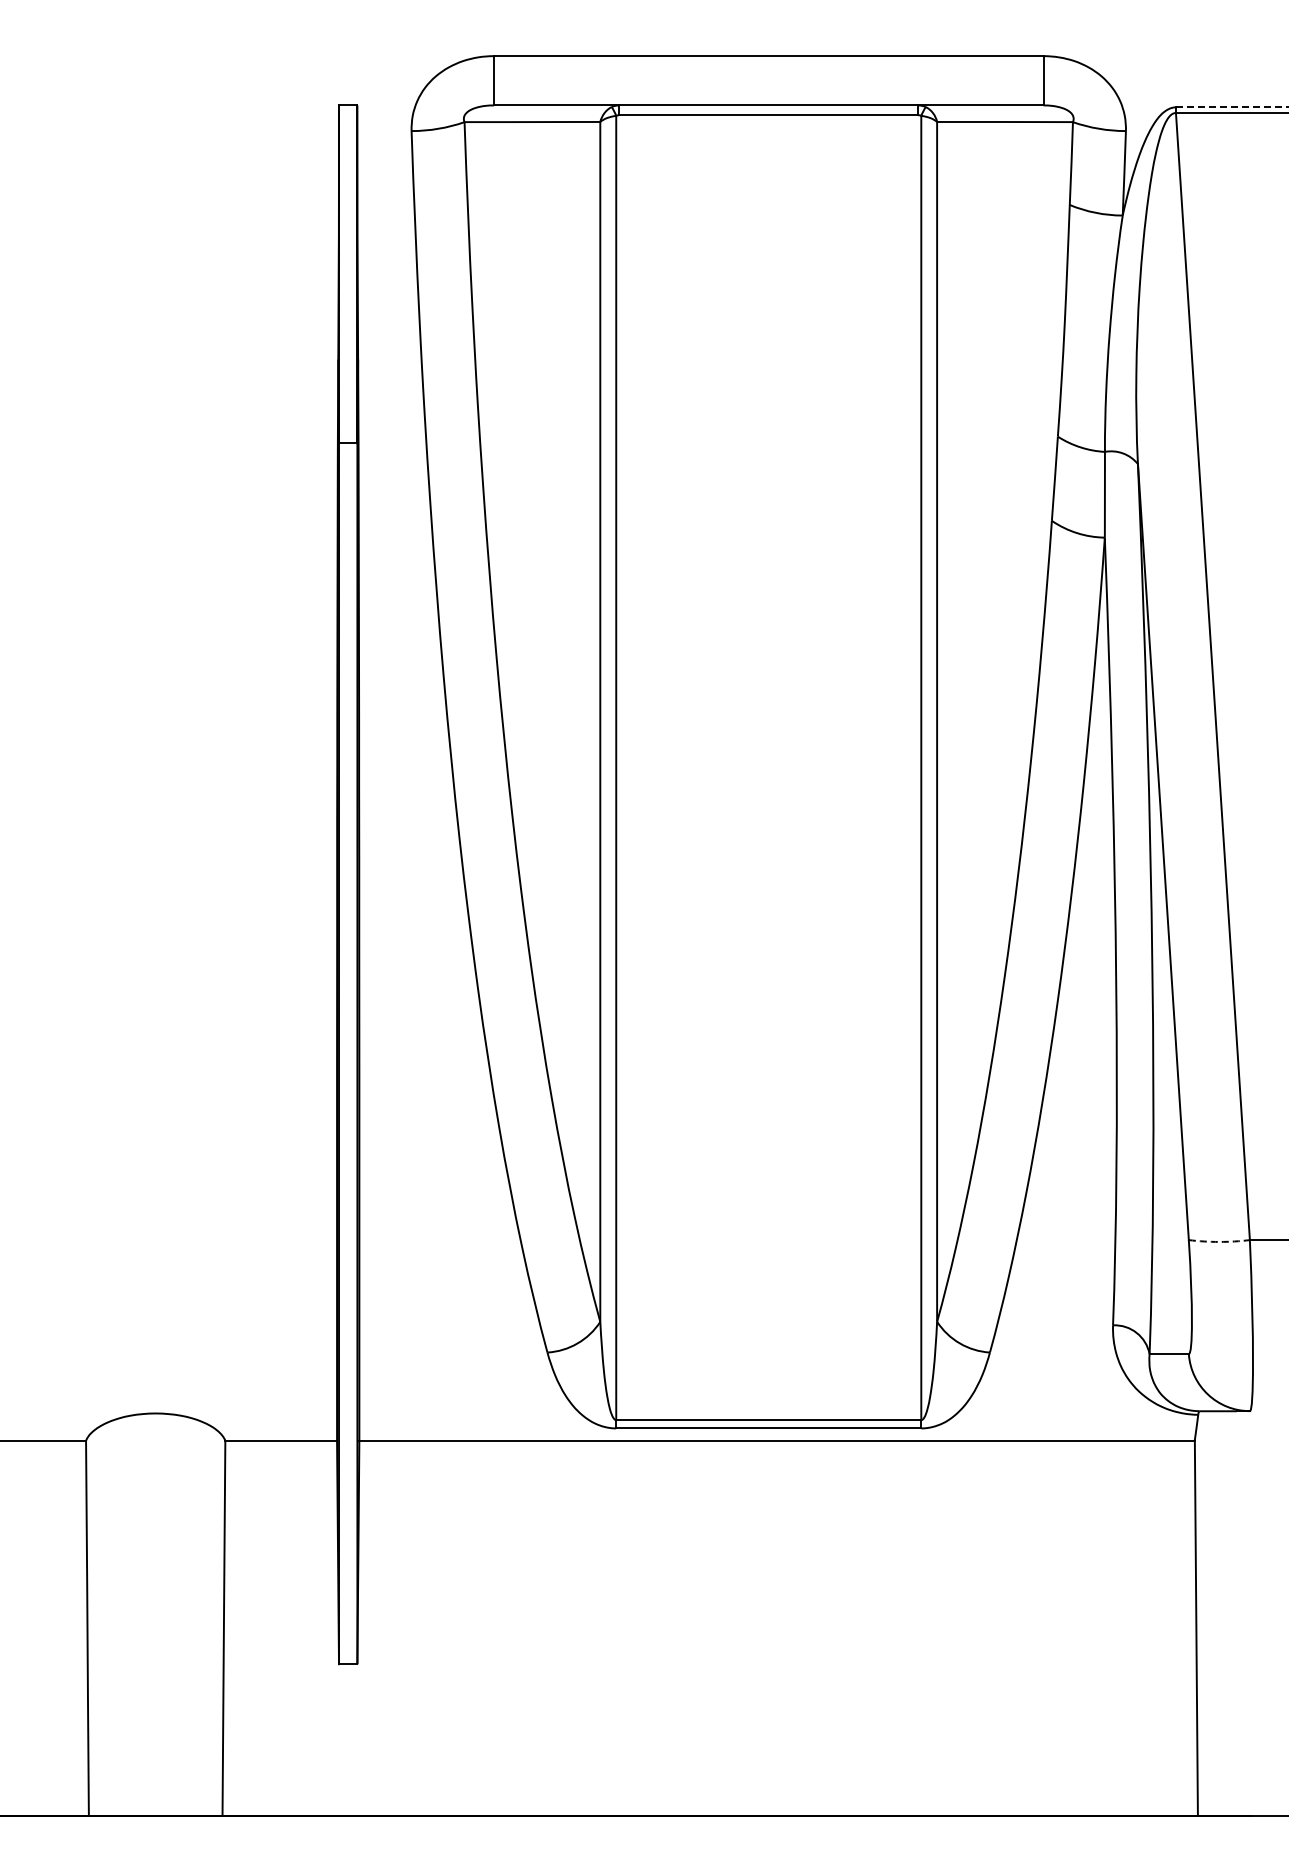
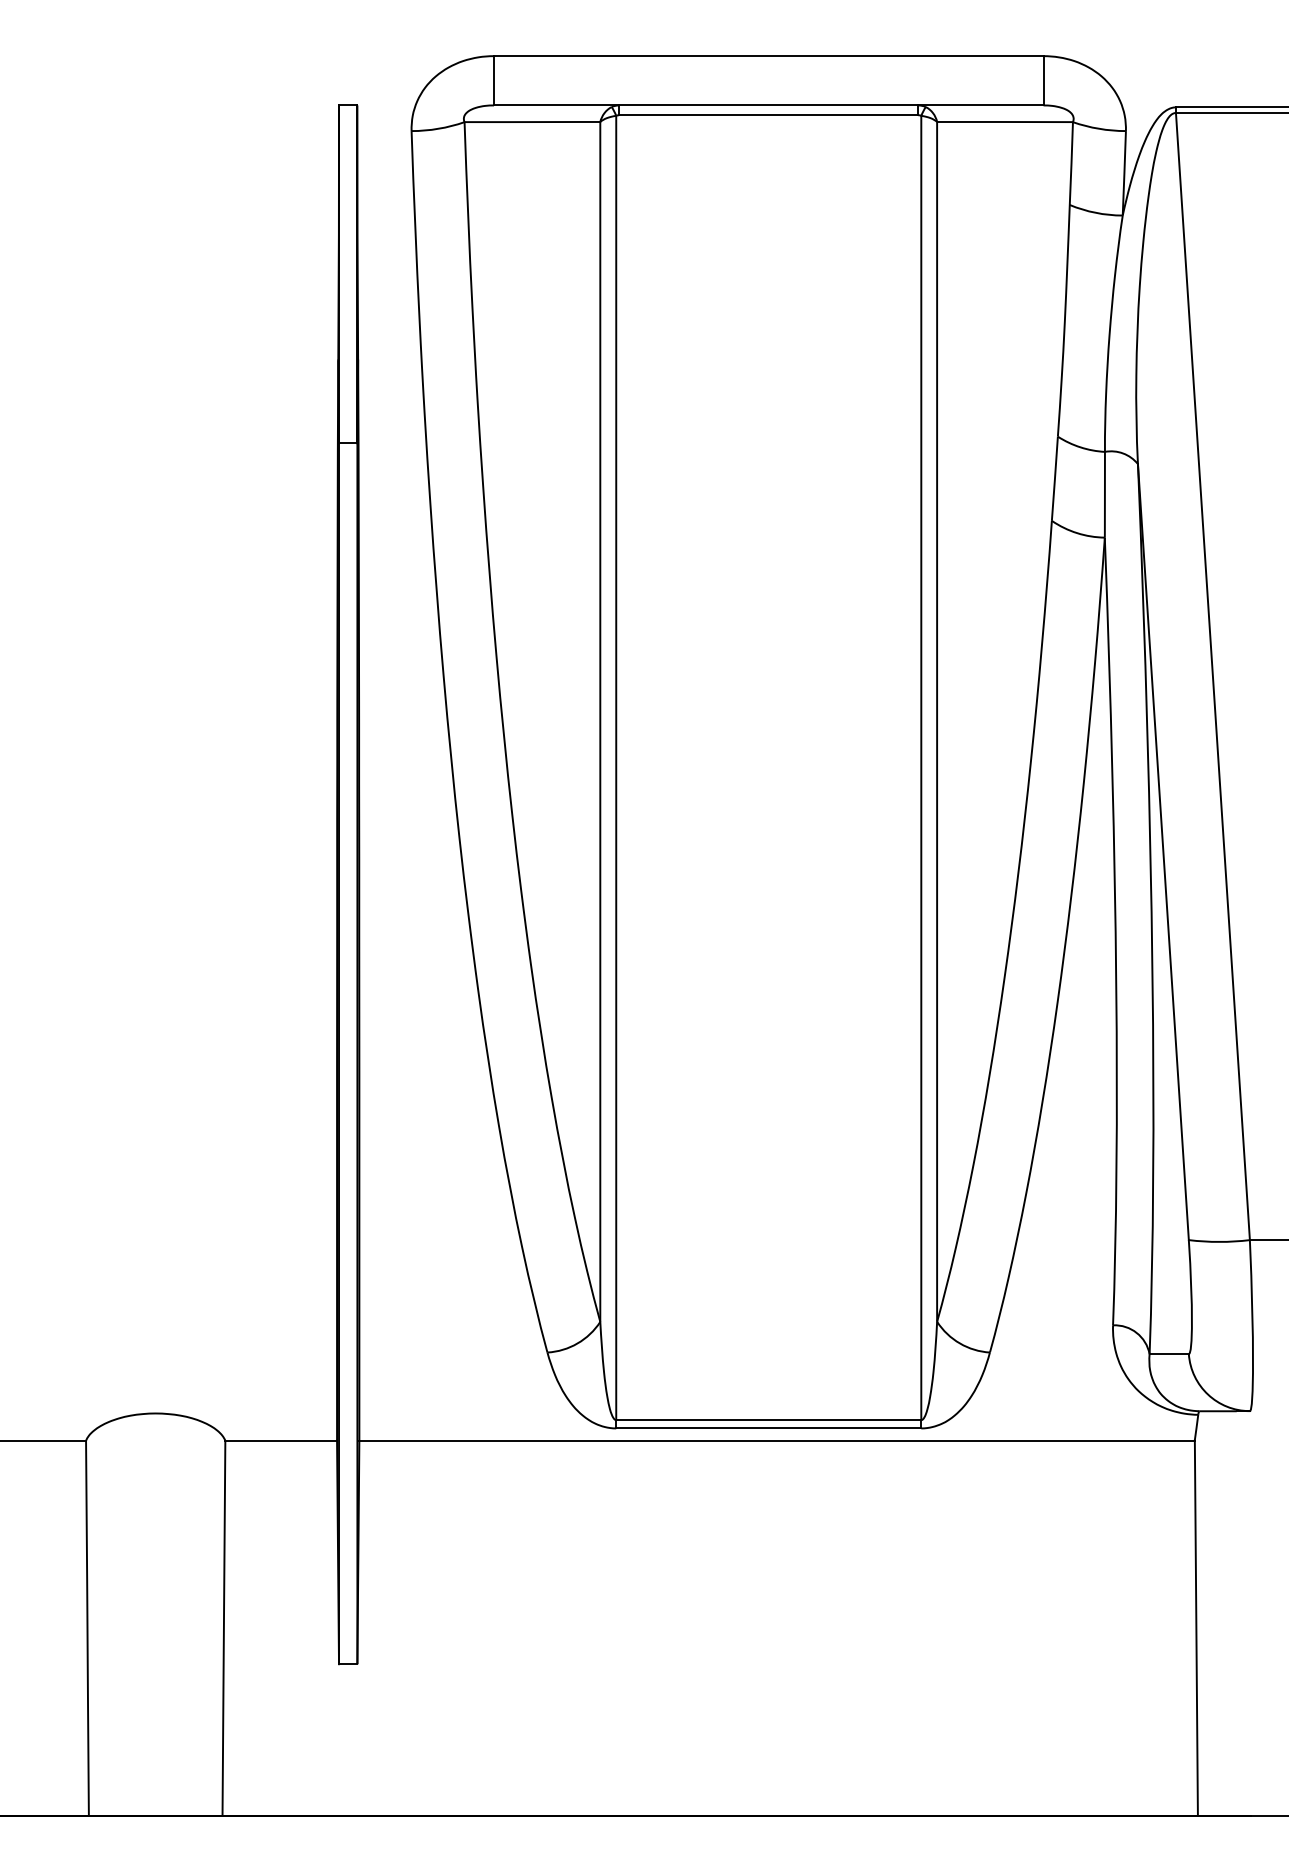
line: dashed -> solid (1232, 107)
arc: dashed -> solid (1219, 1241)
